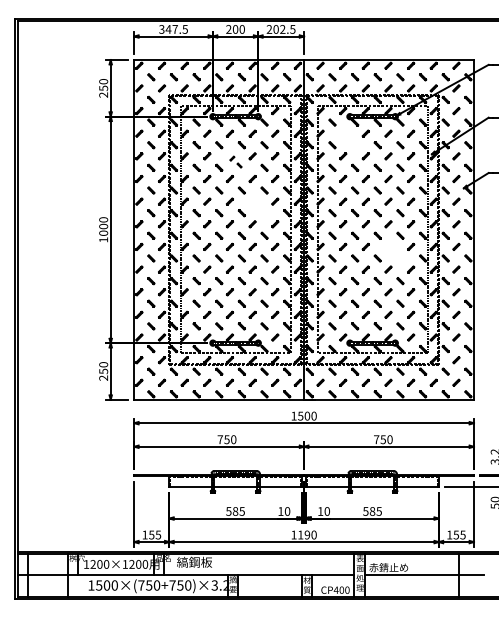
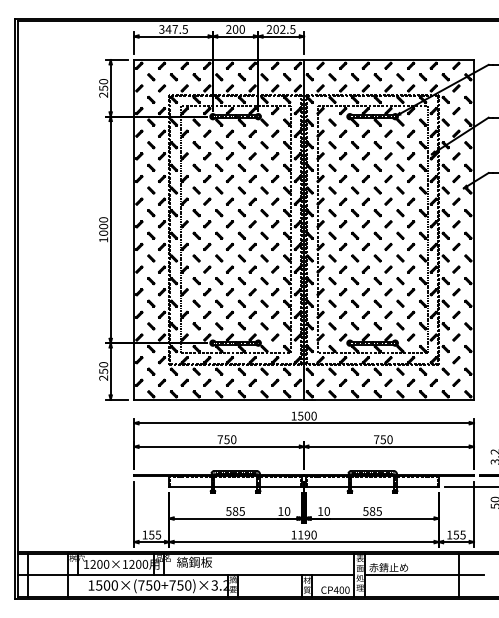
part: none -> present (349, 139)
part size: 14x14 px -> 20x20 px (235, 161)
part: none -> present (258, 207)
part: none -> present (394, 252)
